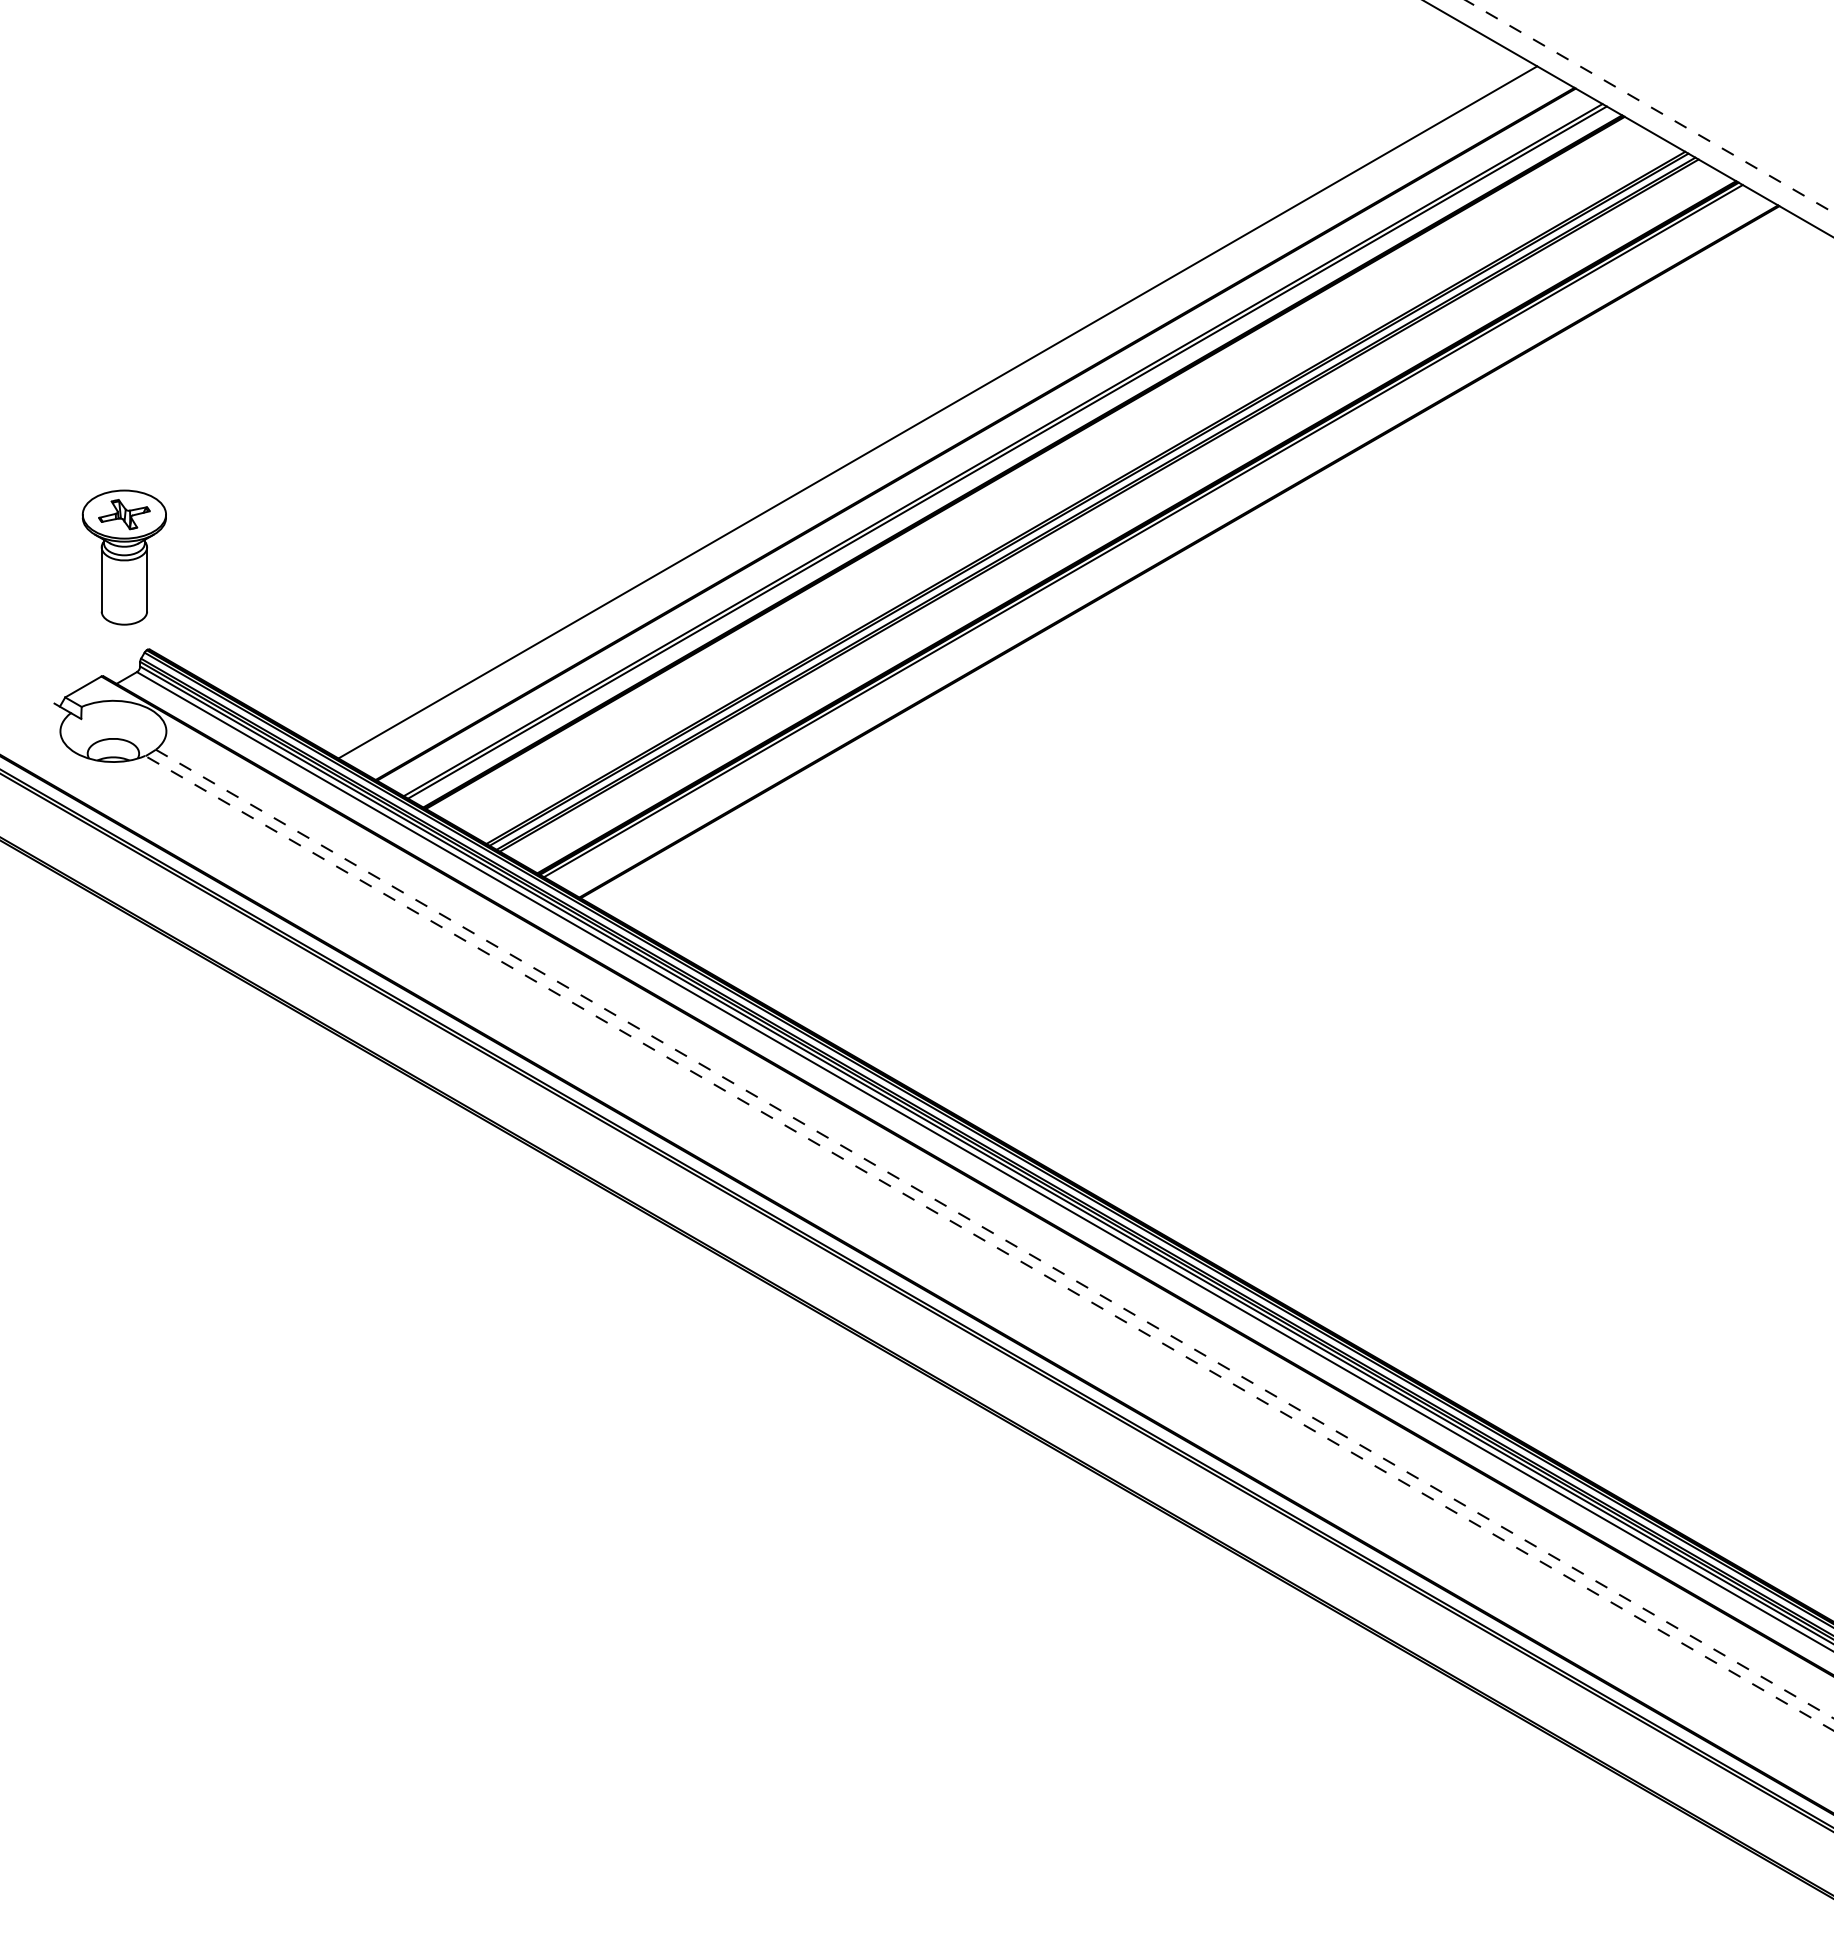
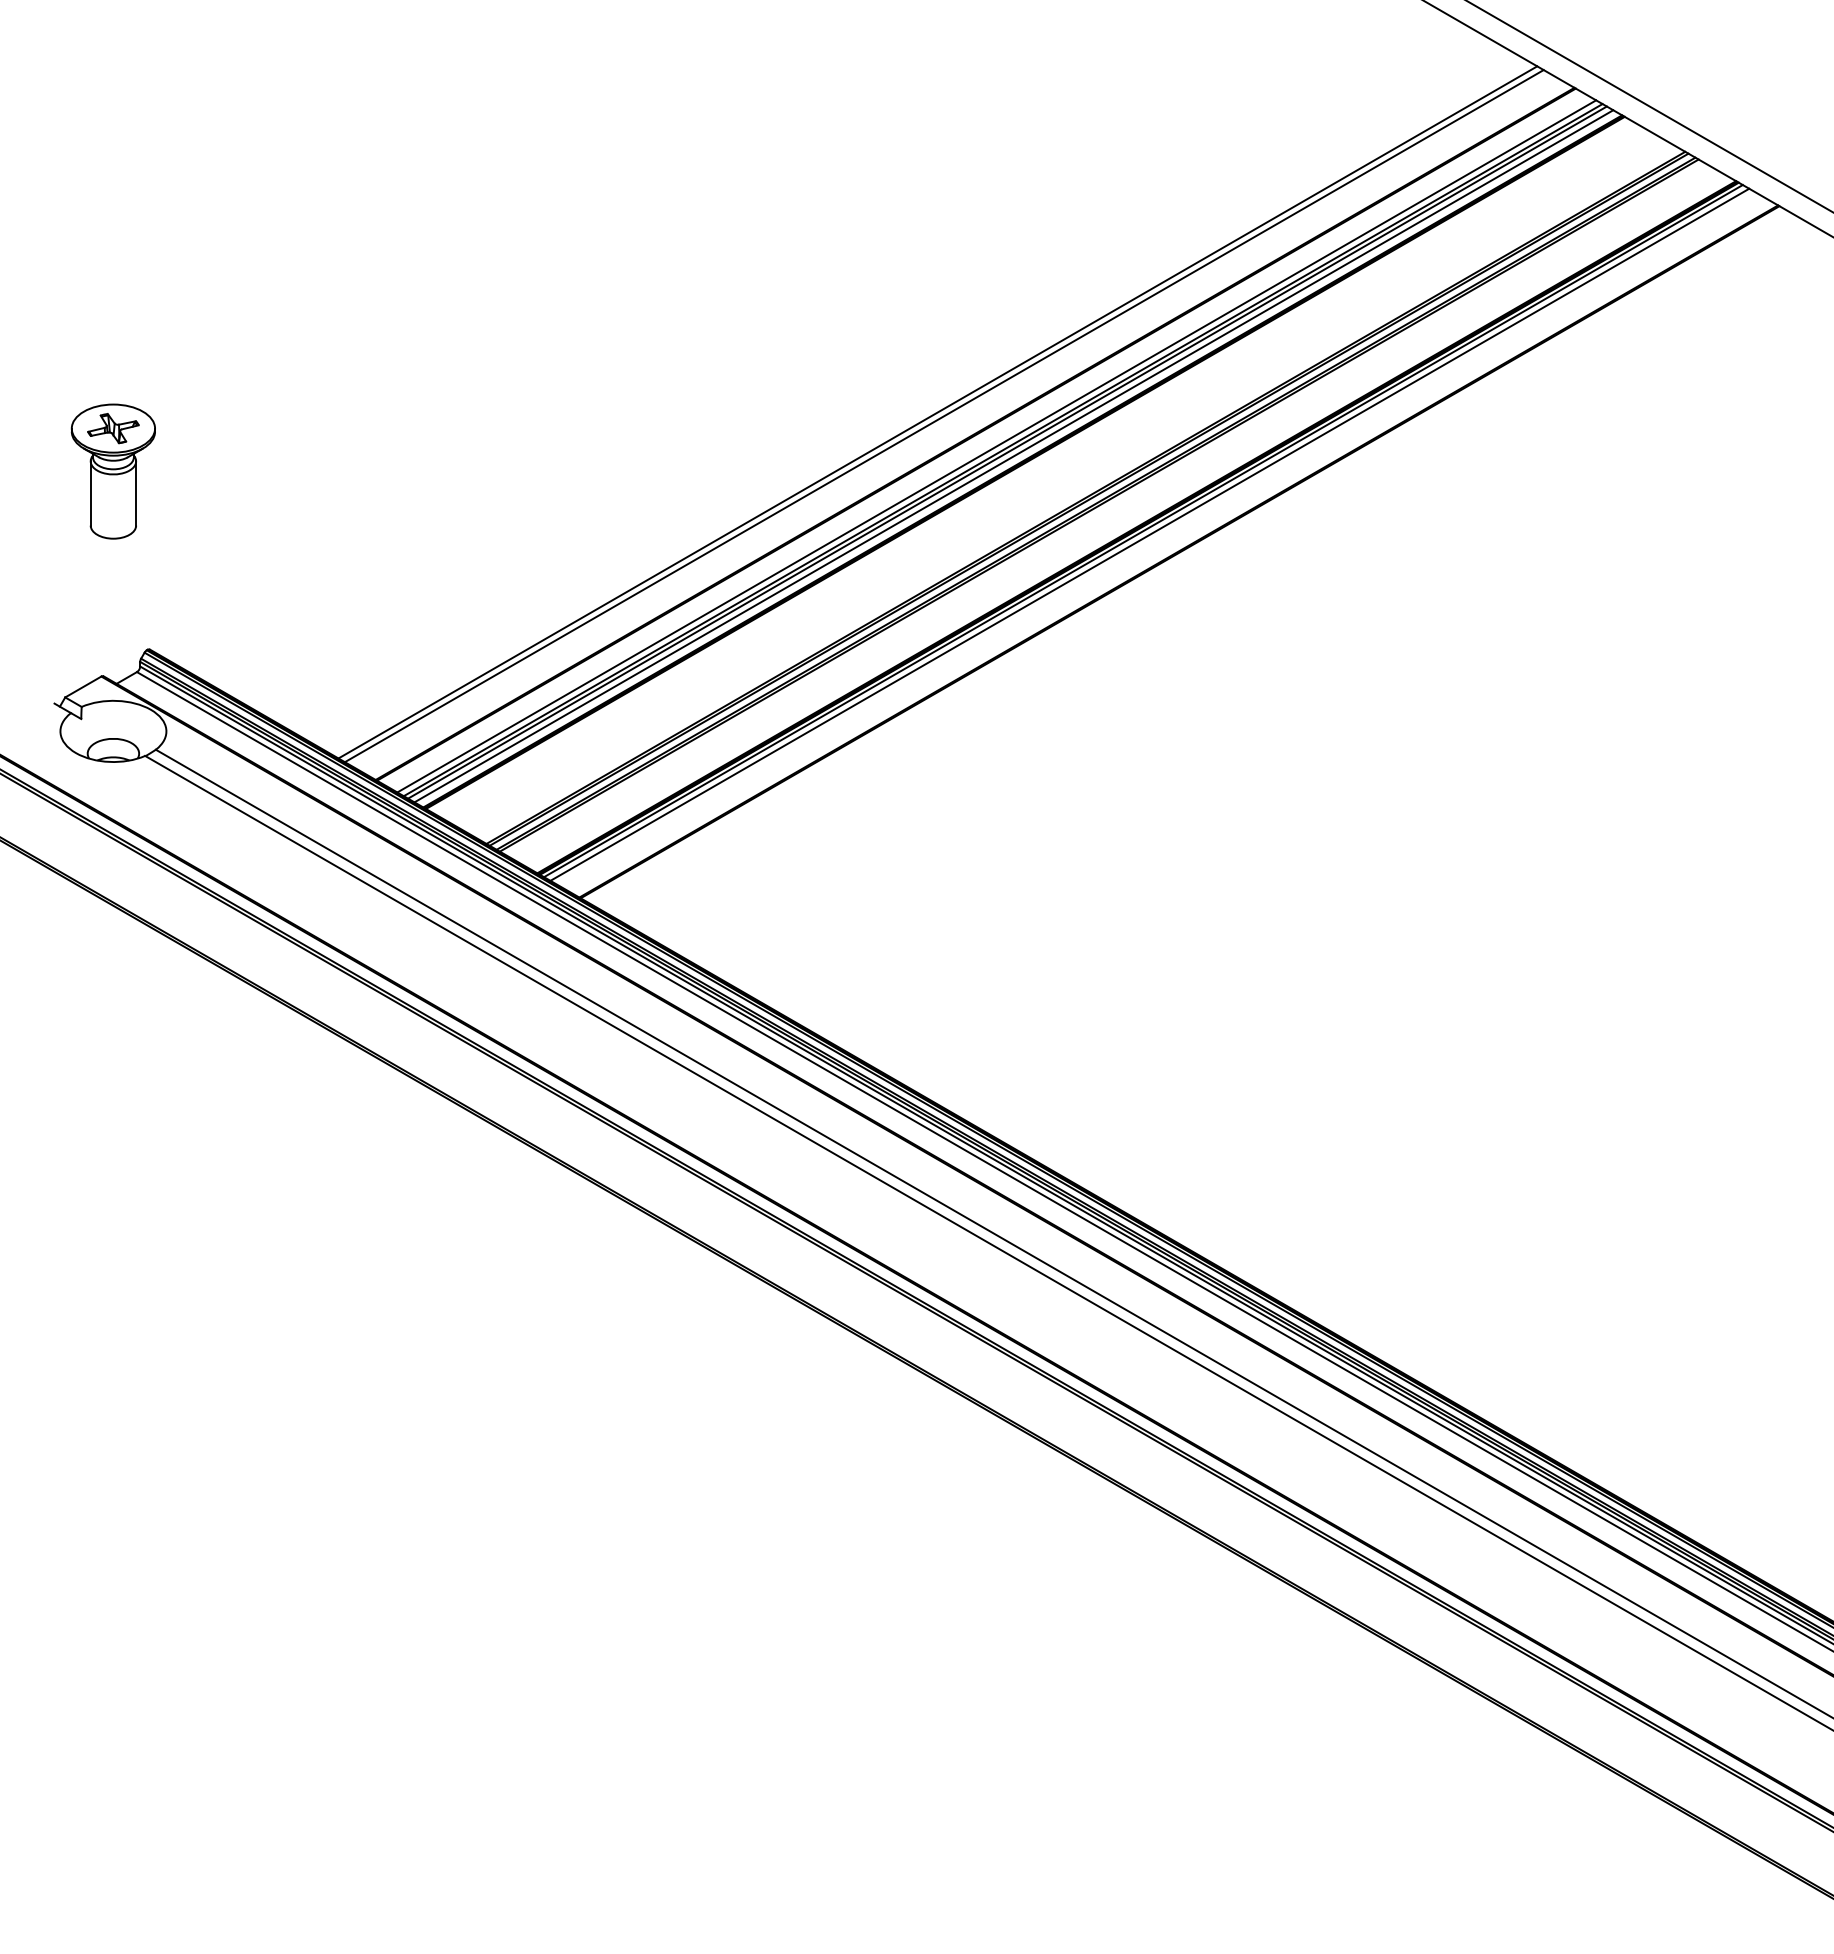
line: dashed -> solid (1649, 106)
line: none -> present (943, 416)
line: none -> present (996, 446)
line: none -> present (1013, 456)
line: none -> present (1149, 534)
part position: (123, 557) -> (112, 471) (112, 471)
line: dashed -> solid (994, 1234)
line: dashed -> solid (989, 1243)
